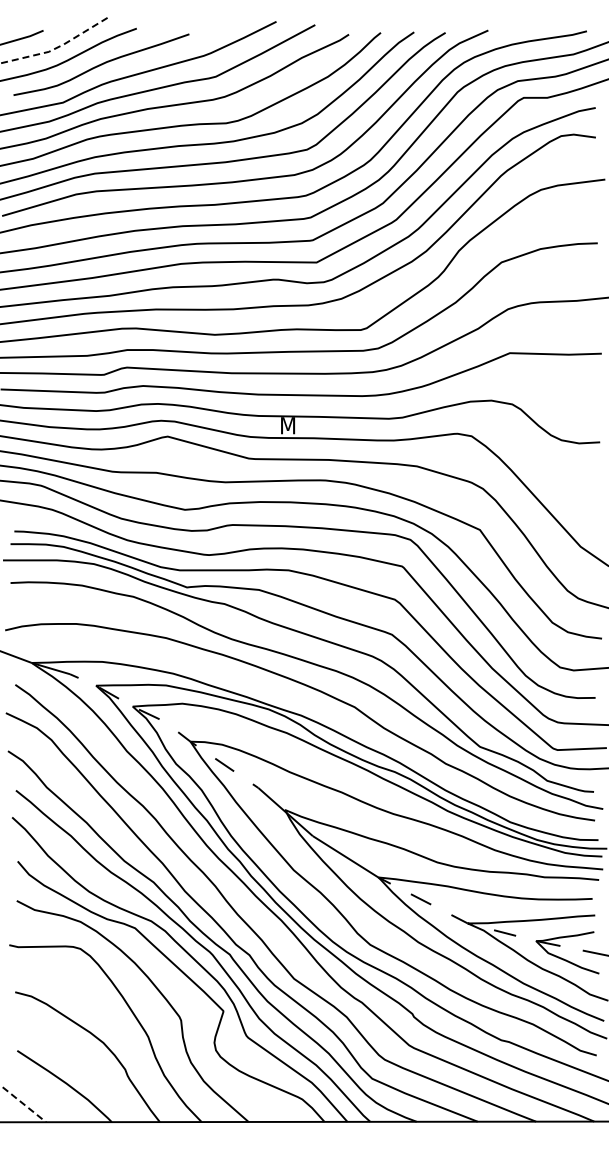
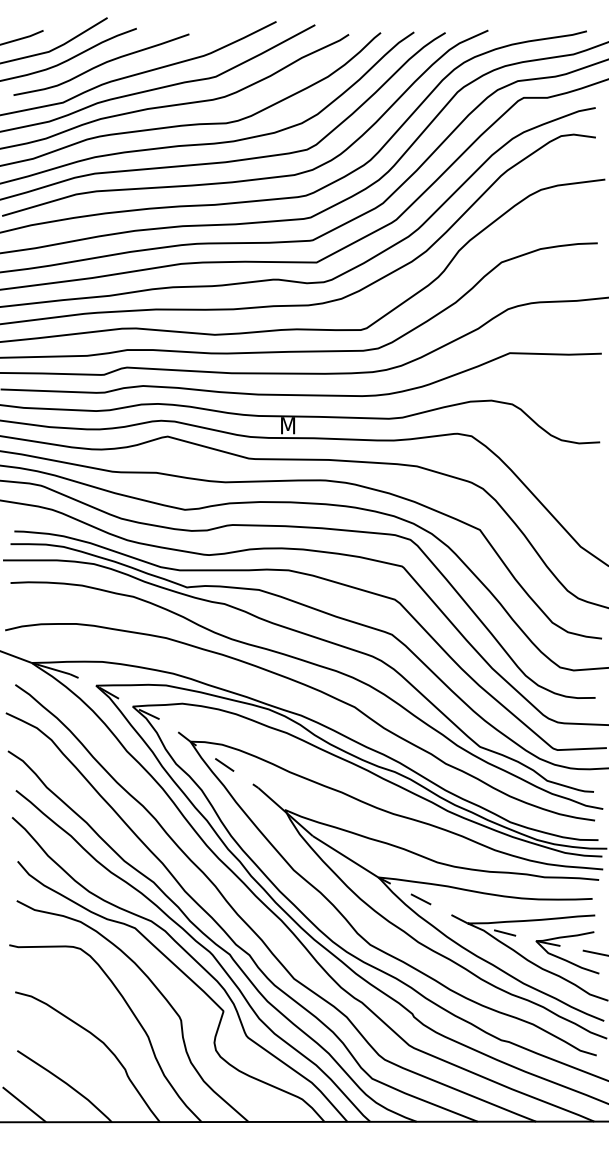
line: dashed -> solid (56, 47)
line: dashed -> solid (24, 1104)
